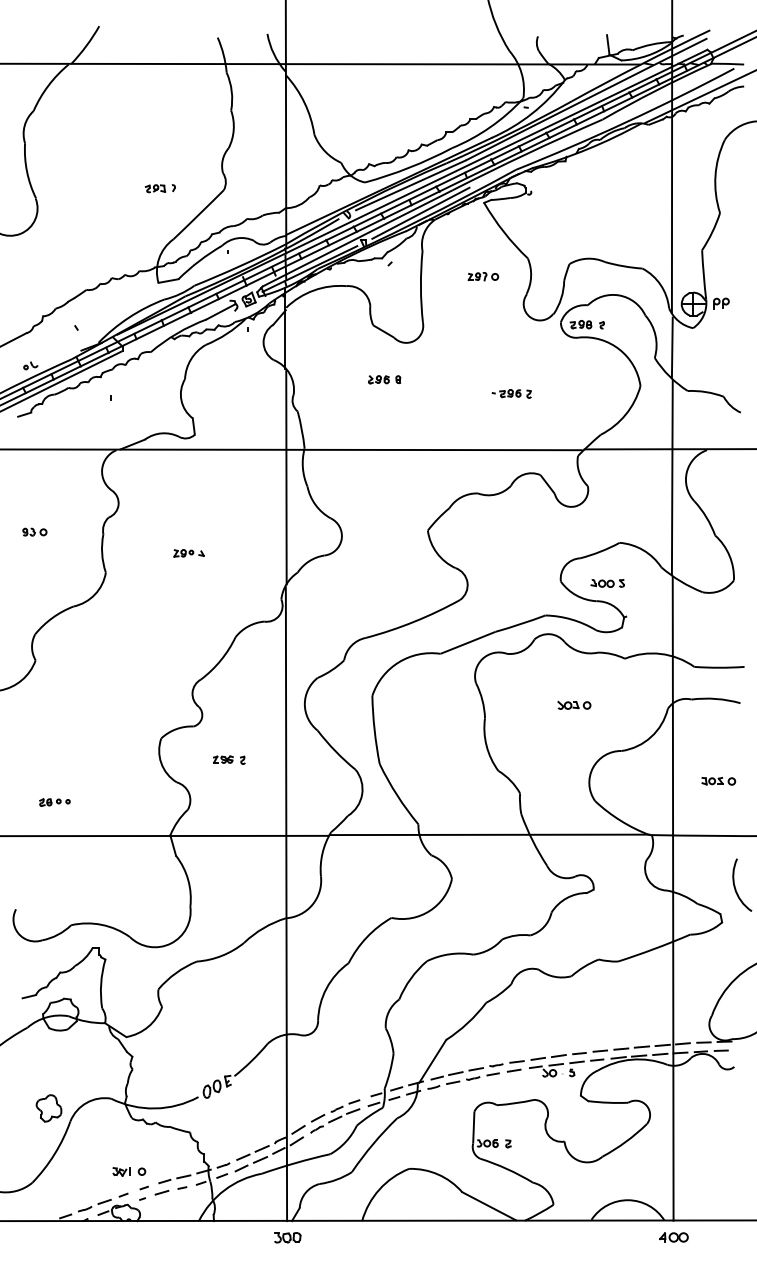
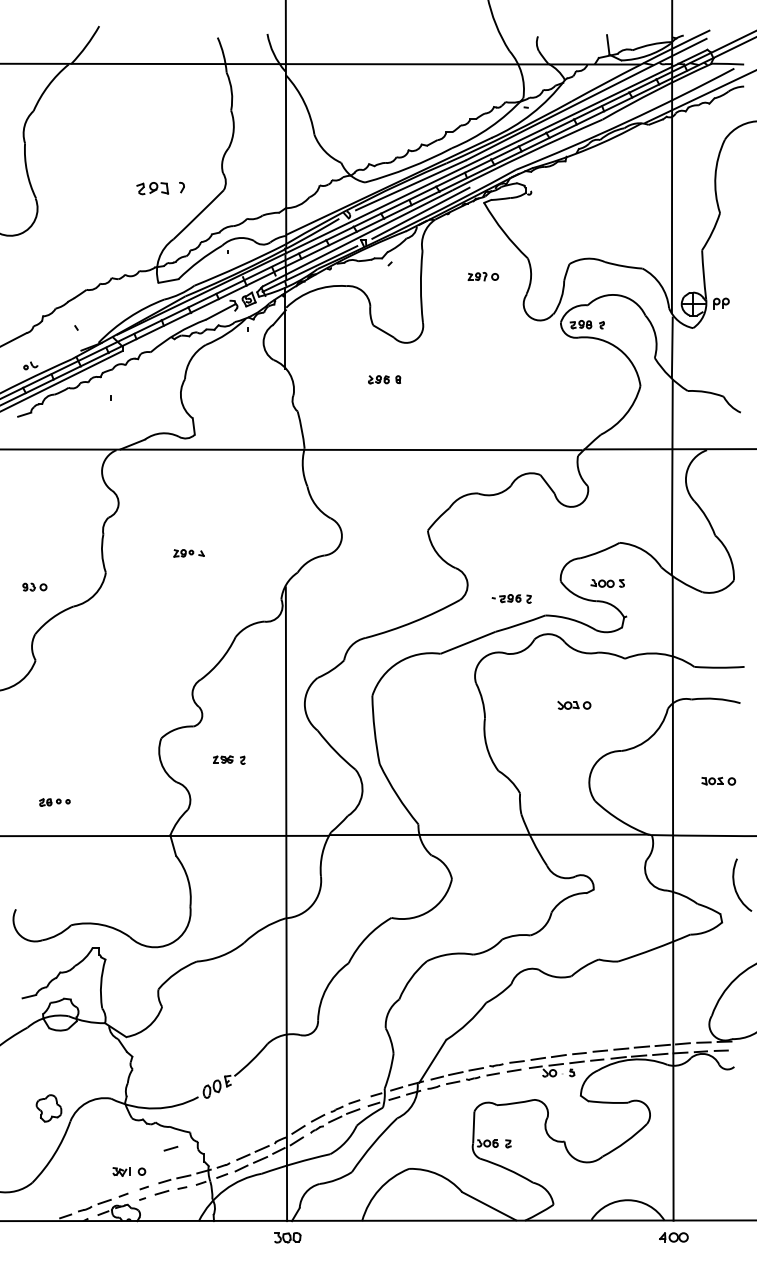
part size: 32x10 px -> 49x15 px (160, 188)
part position: (511, 393) -> (511, 598) (511, 598)
line: present -> none (286, 477)
part position: (34, 531) -> (34, 586) (34, 586)
line: none -> present (170, 1148)
